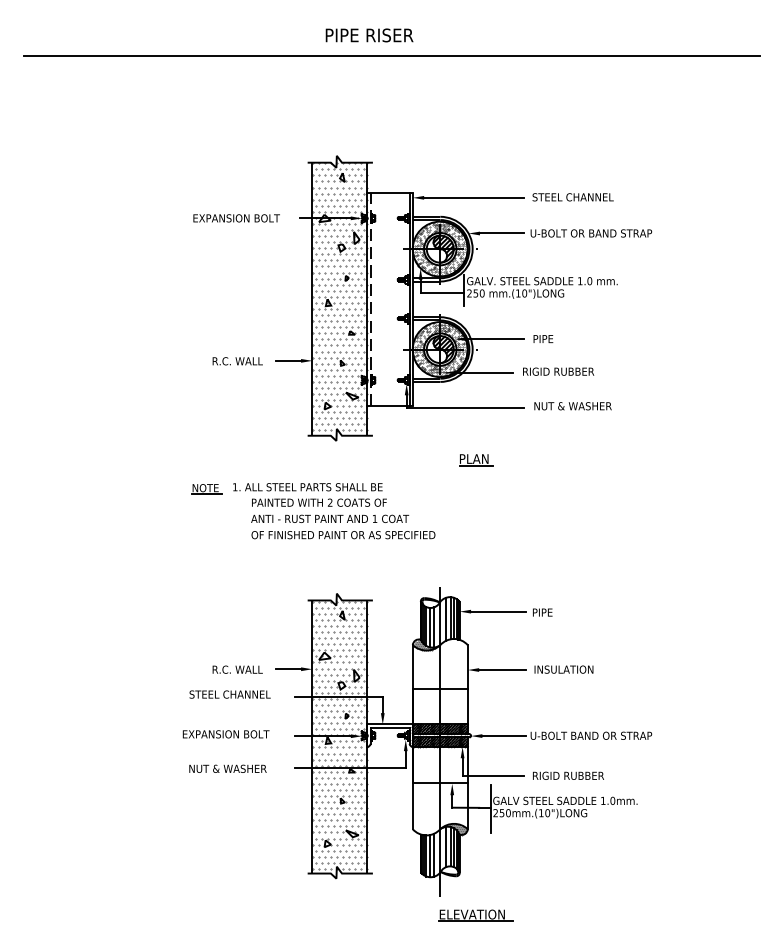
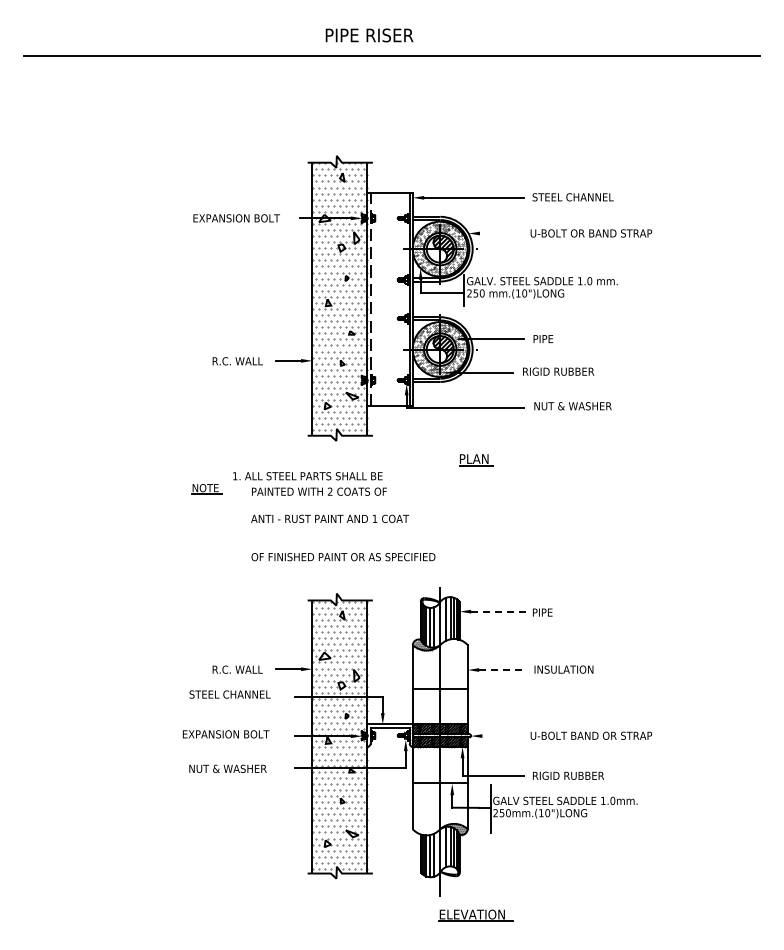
line: present -> none (502, 233)
text position: (309, 494) -> (309, 483) (309, 483)
text position: (343, 535) -> (343, 557) (343, 557)
line: solid -> dashed (498, 611)
line: solid -> dashed (502, 670)
line: present -> none (503, 736)
